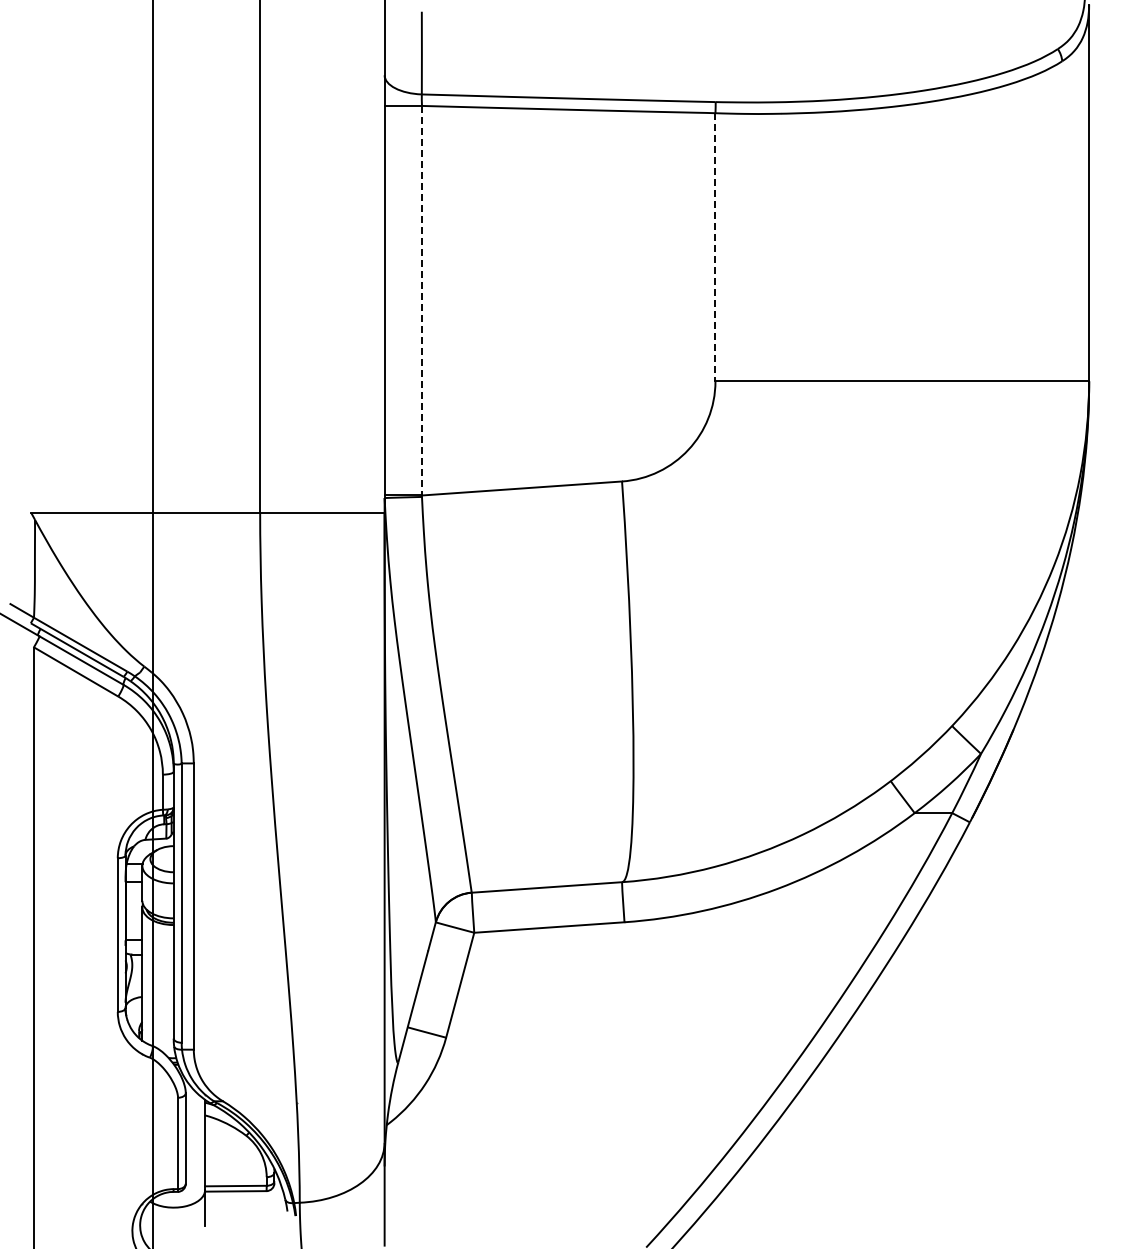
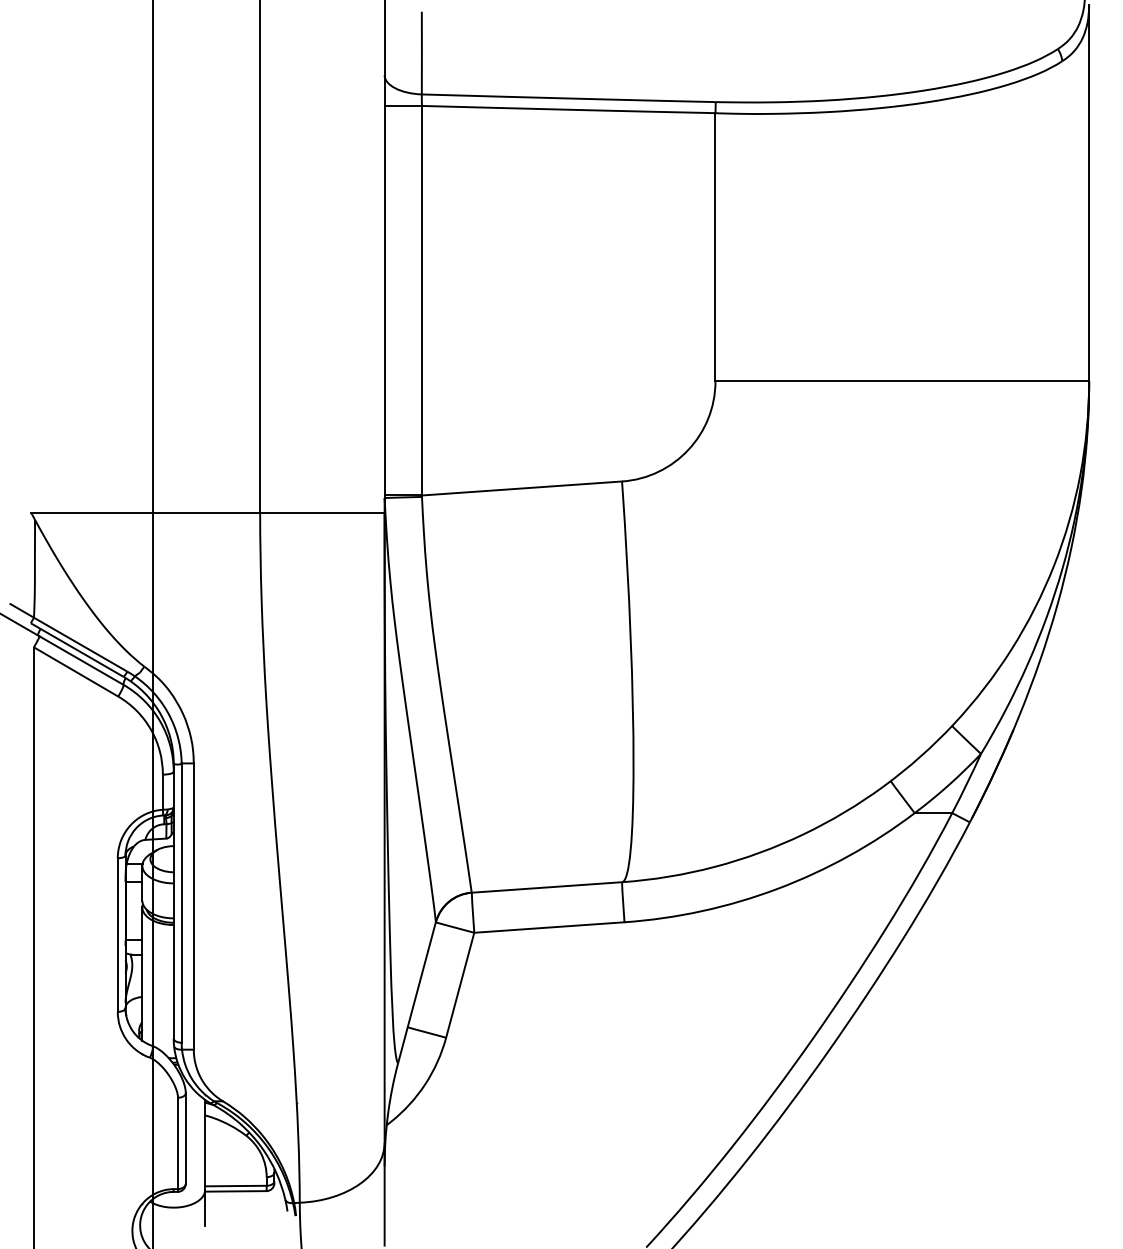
line: dashed -> solid (715, 247)
line: dashed -> solid (422, 300)
